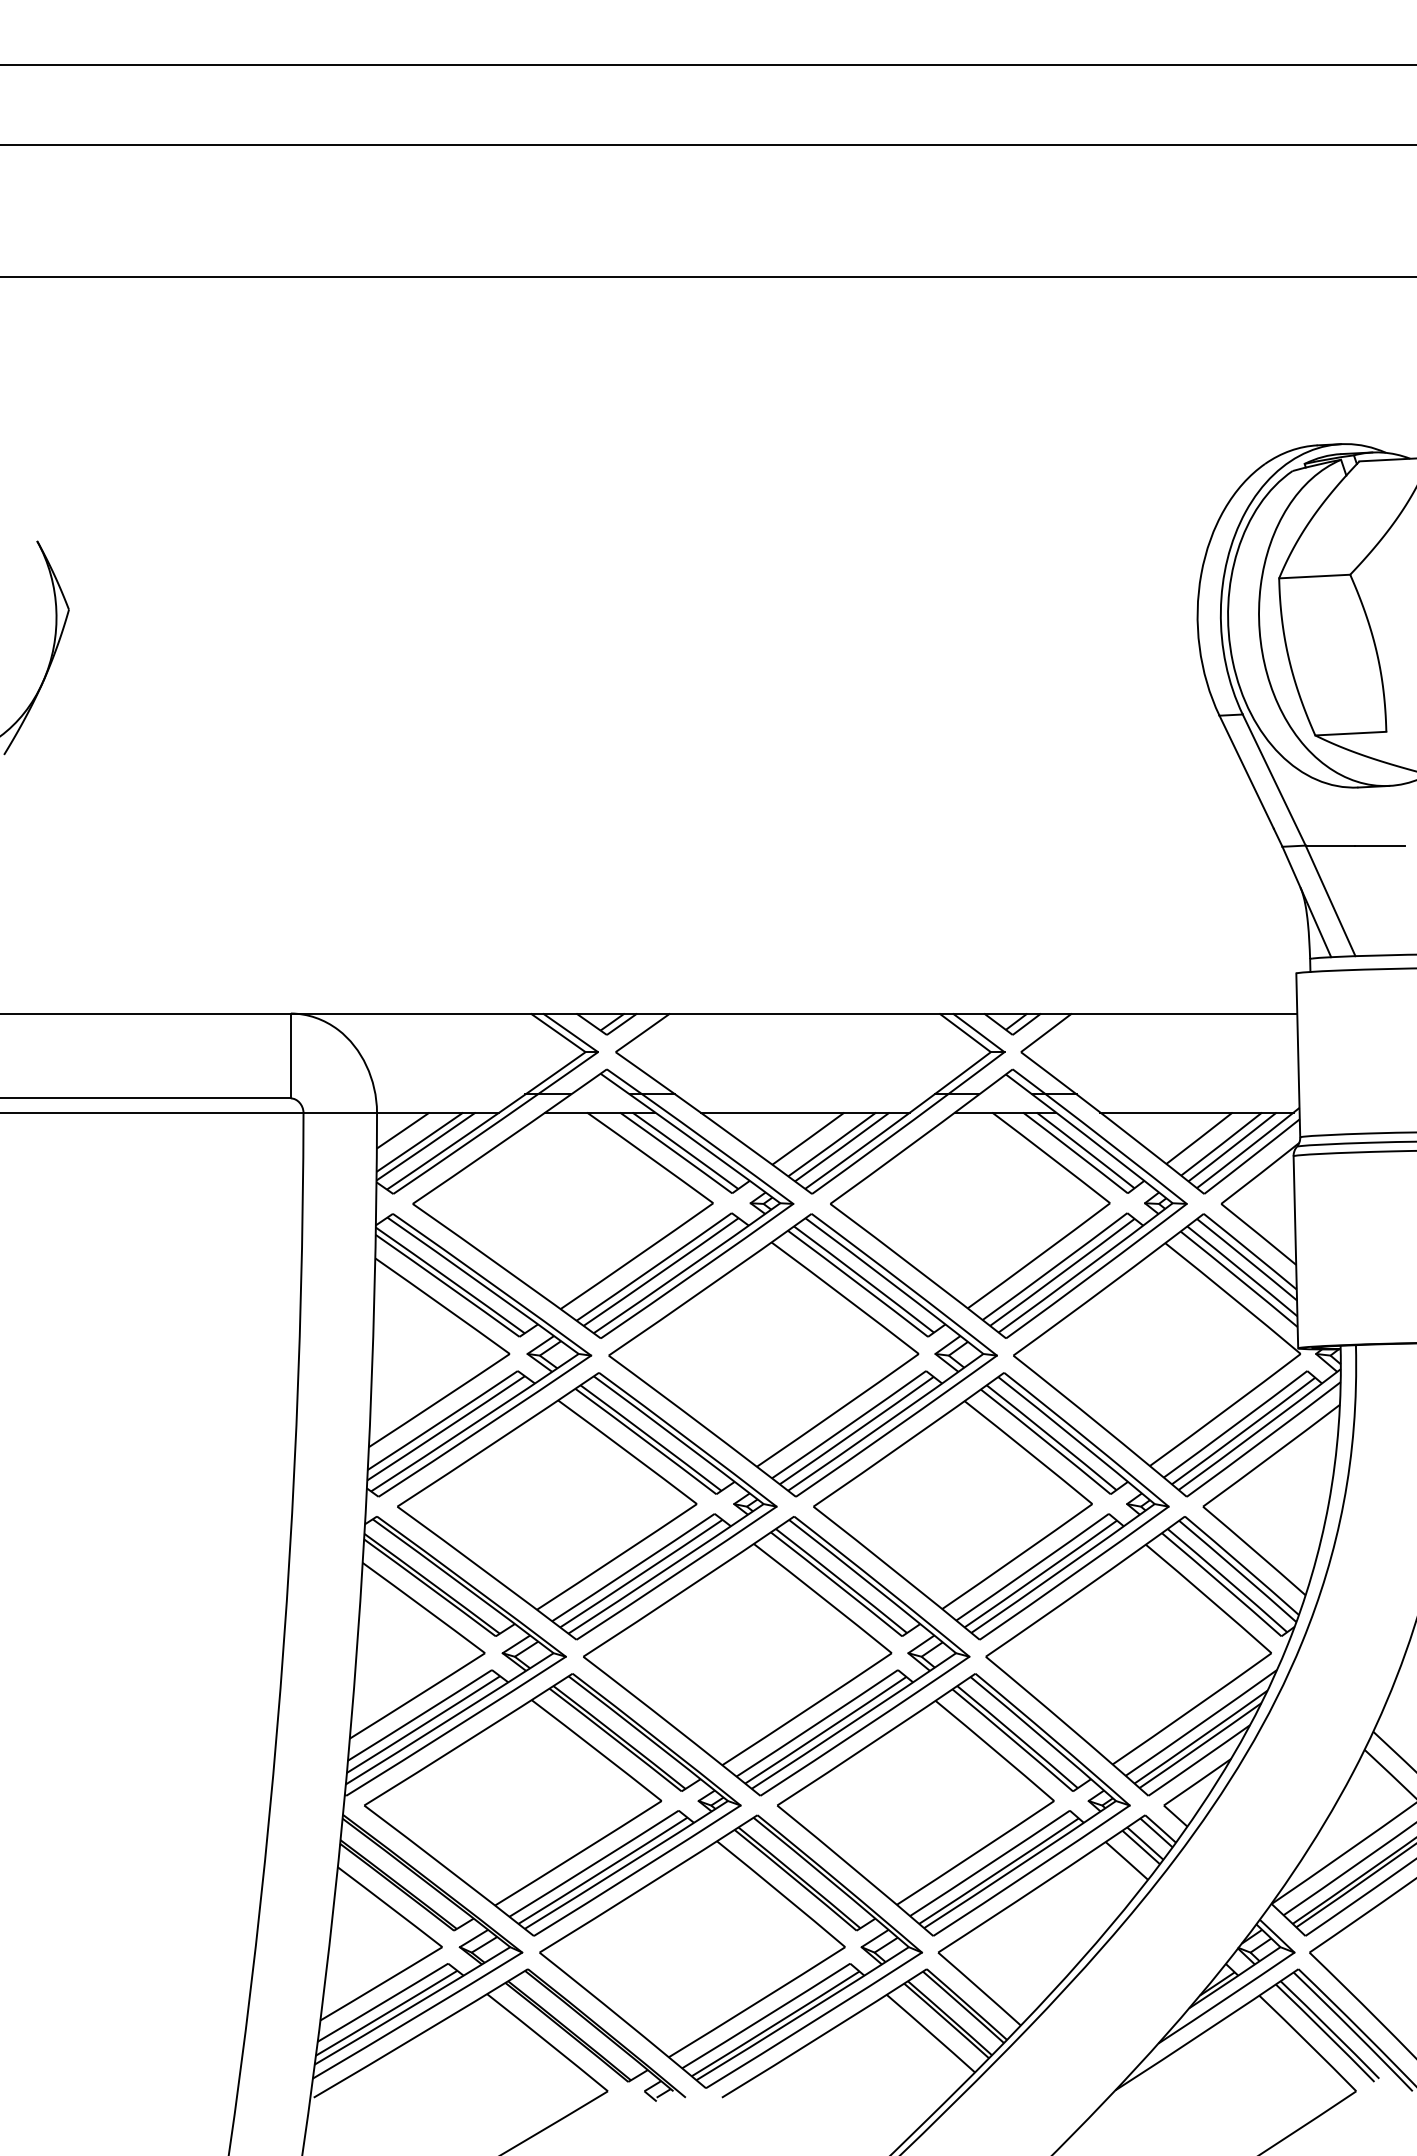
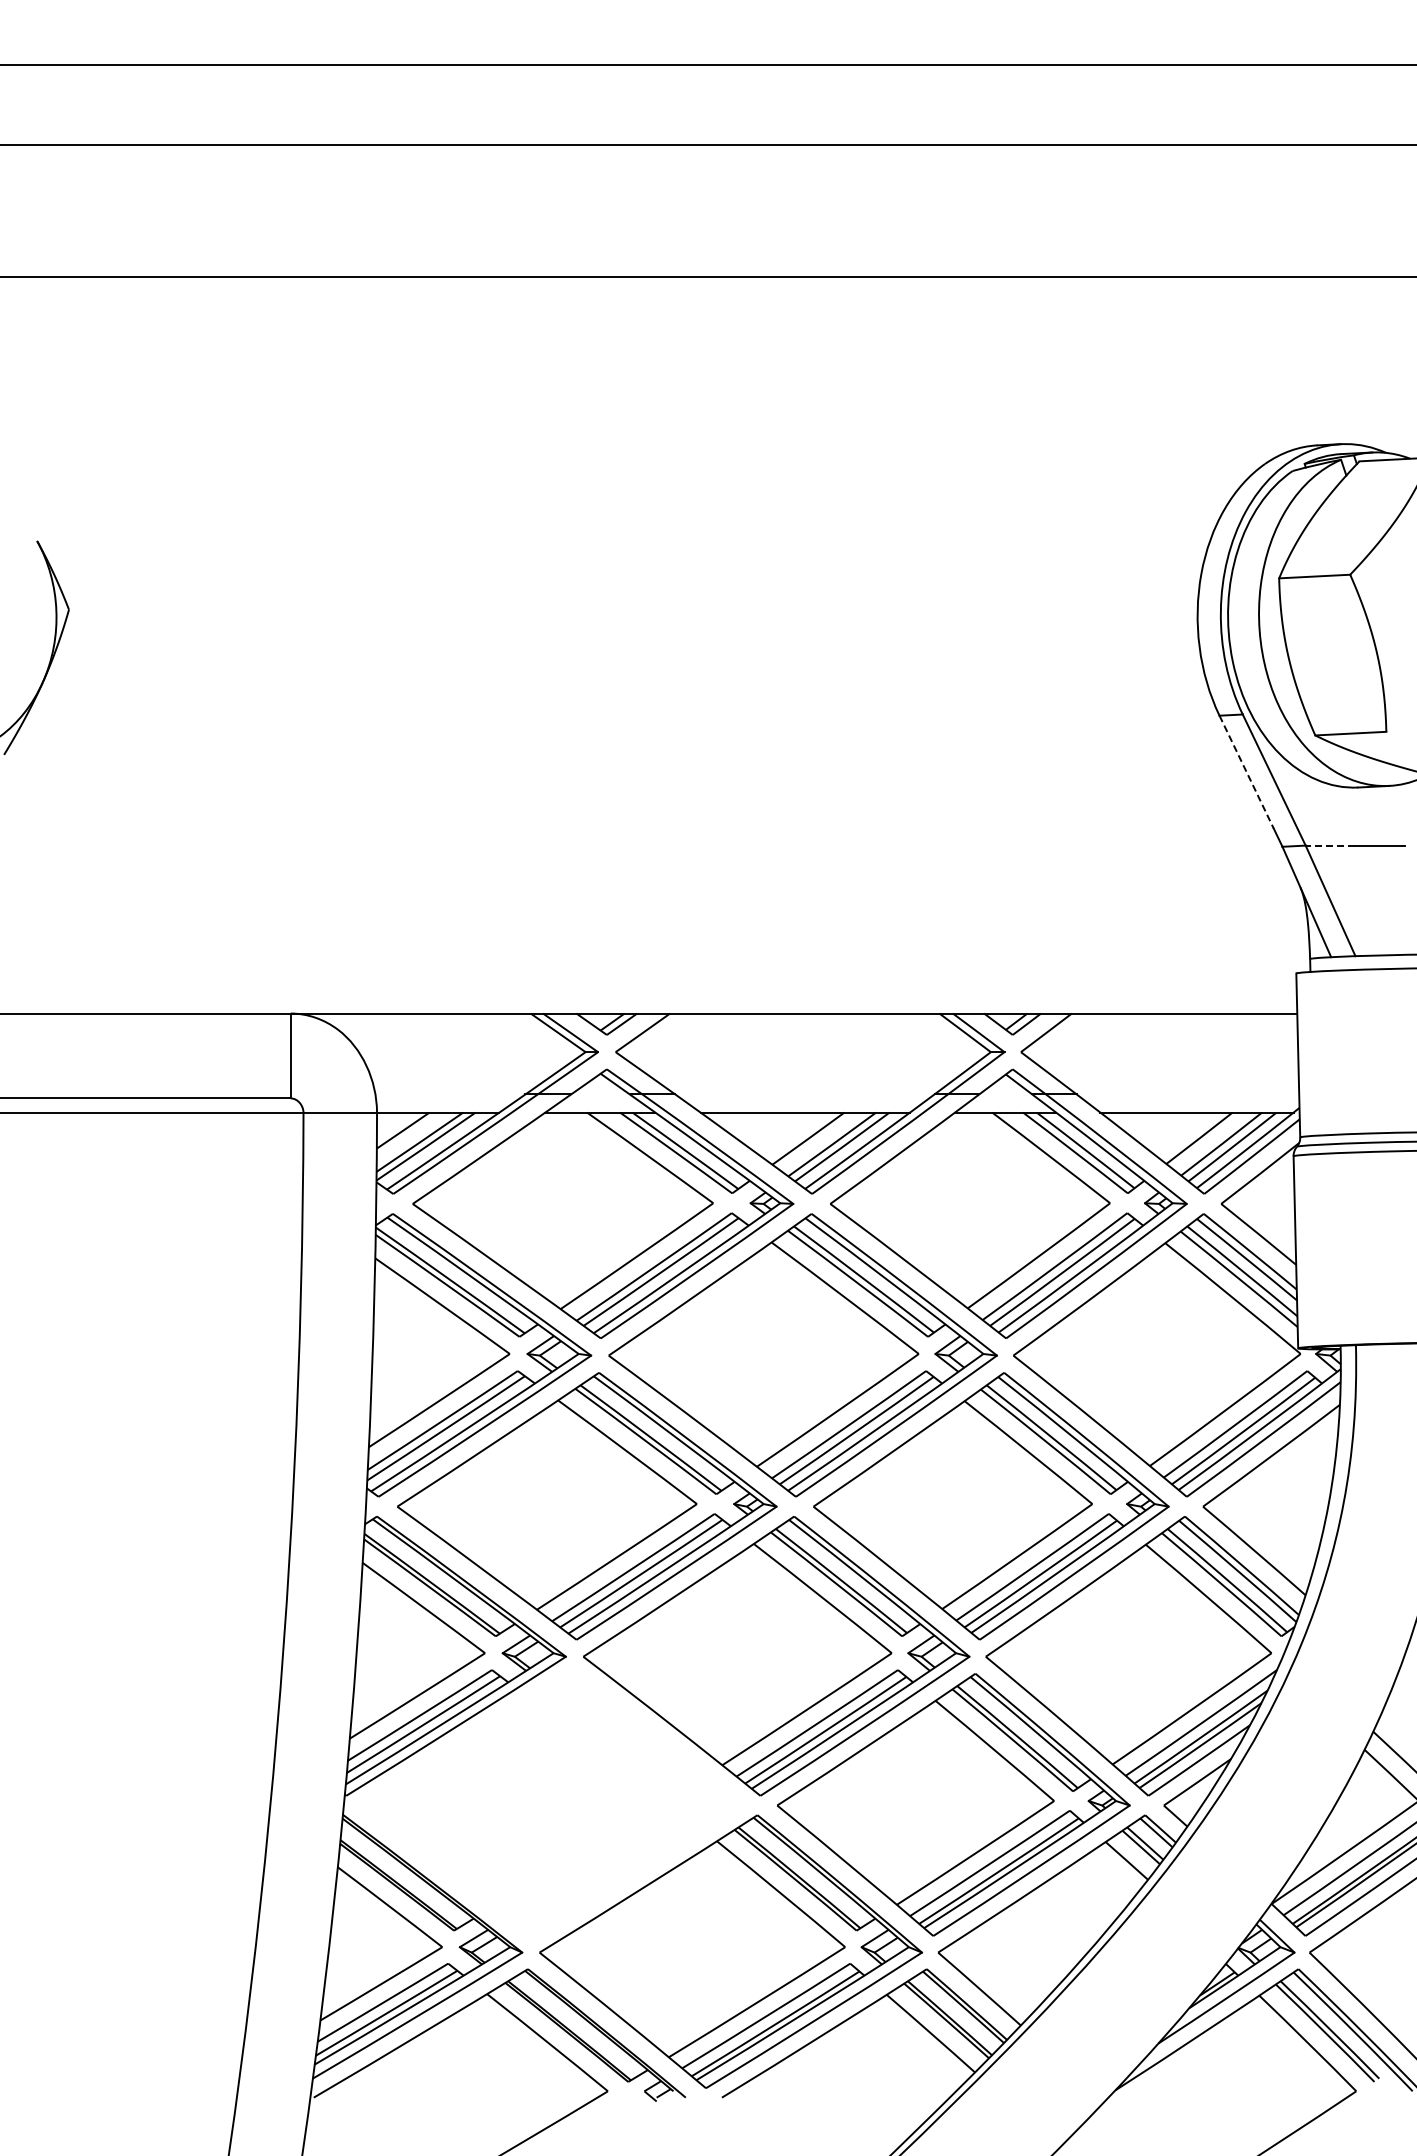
line: solid -> dashed (1246, 772)
line: solid -> dashed (1330, 845)
part: present -> none (552, 1804)
